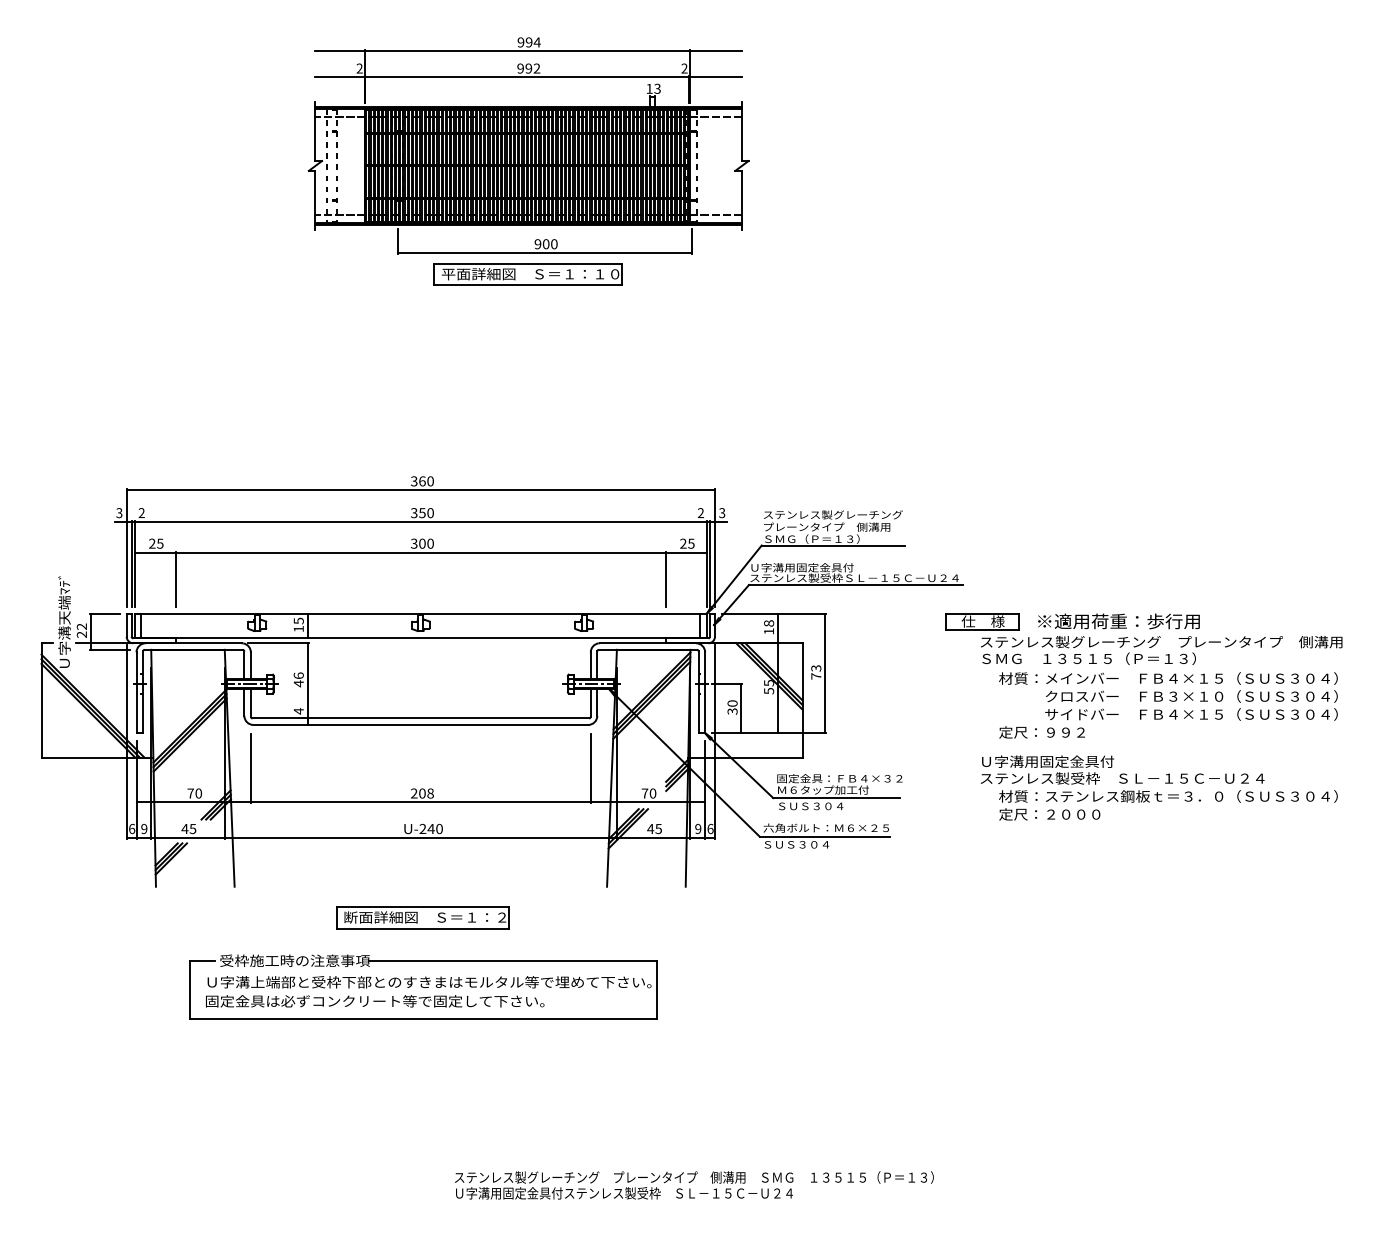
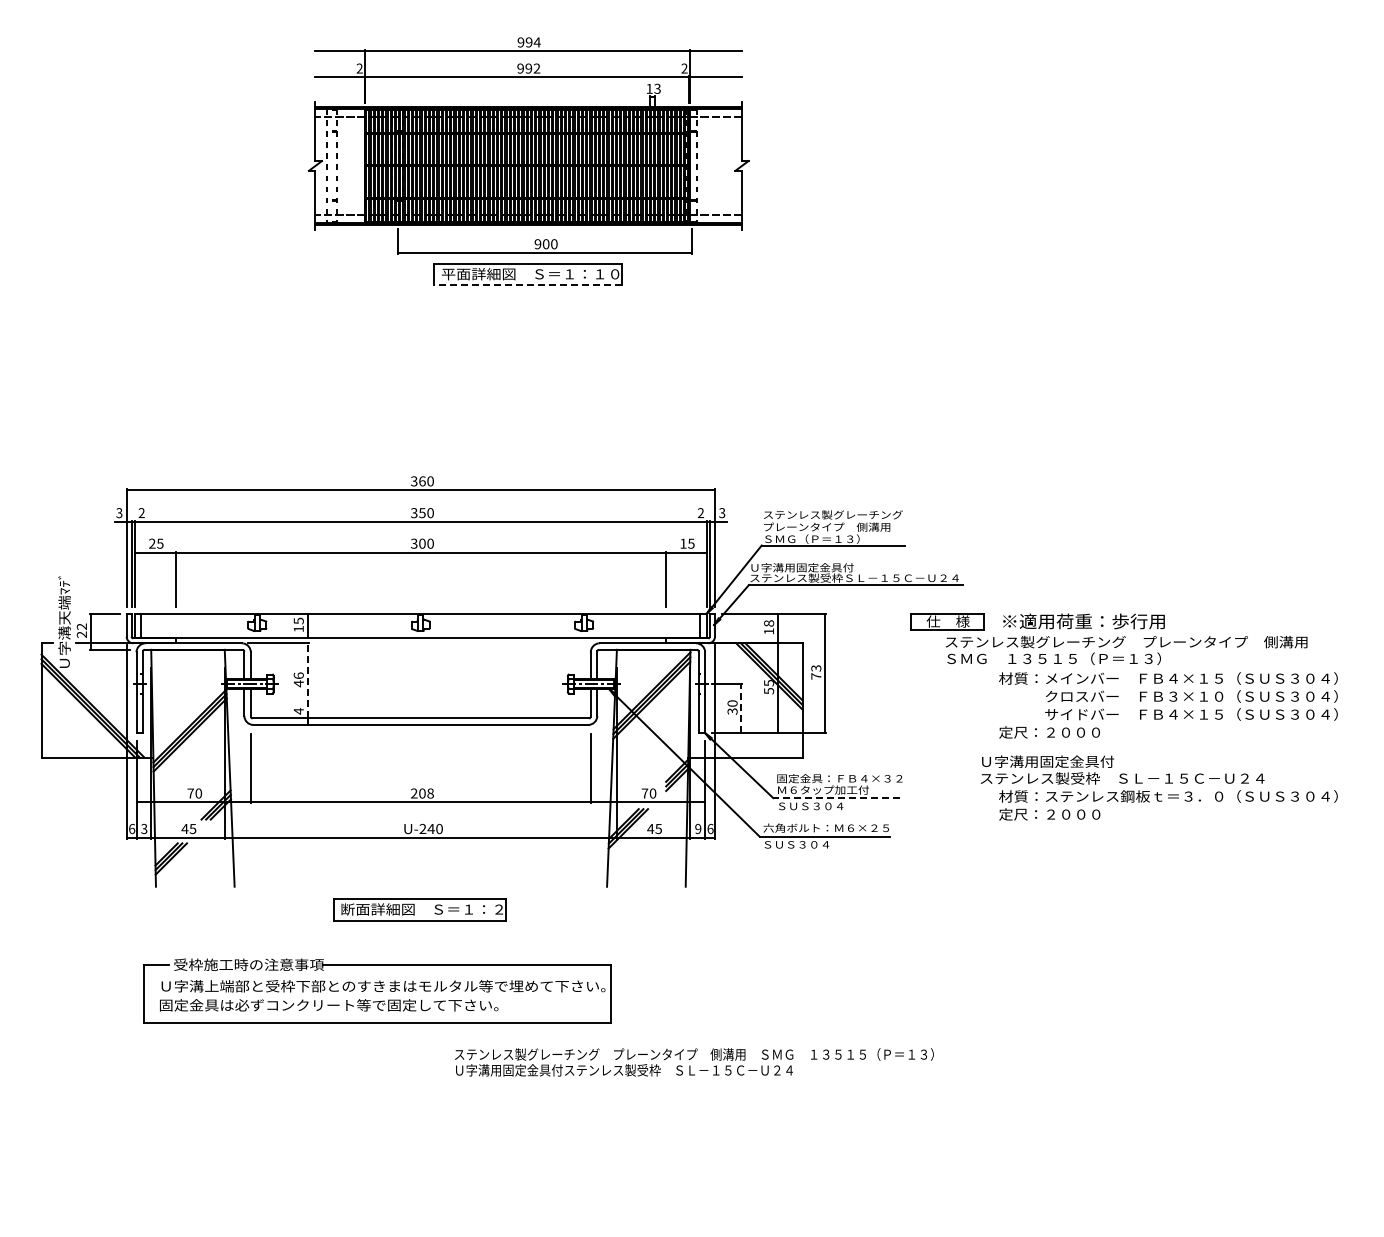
line: solid -> dashed (528, 285)
text: 25 -> 15 (683, 543)
part position: (1143, 638) -> (1108, 638) (1108, 638)
line: solid -> dashed (307, 680)
line: solid -> dashed (741, 708)
text: 定尺：９９２ -> 定尺：２０００ (1073, 732)
line: solid -> dashed (836, 798)
text: 9 -> 3 (144, 828)
part position: (422, 917) -> (419, 909) (419, 909)
part position: (423, 986) -> (377, 990) (377, 990)
text position: (694, 1185) -> (694, 1062) (694, 1062)
